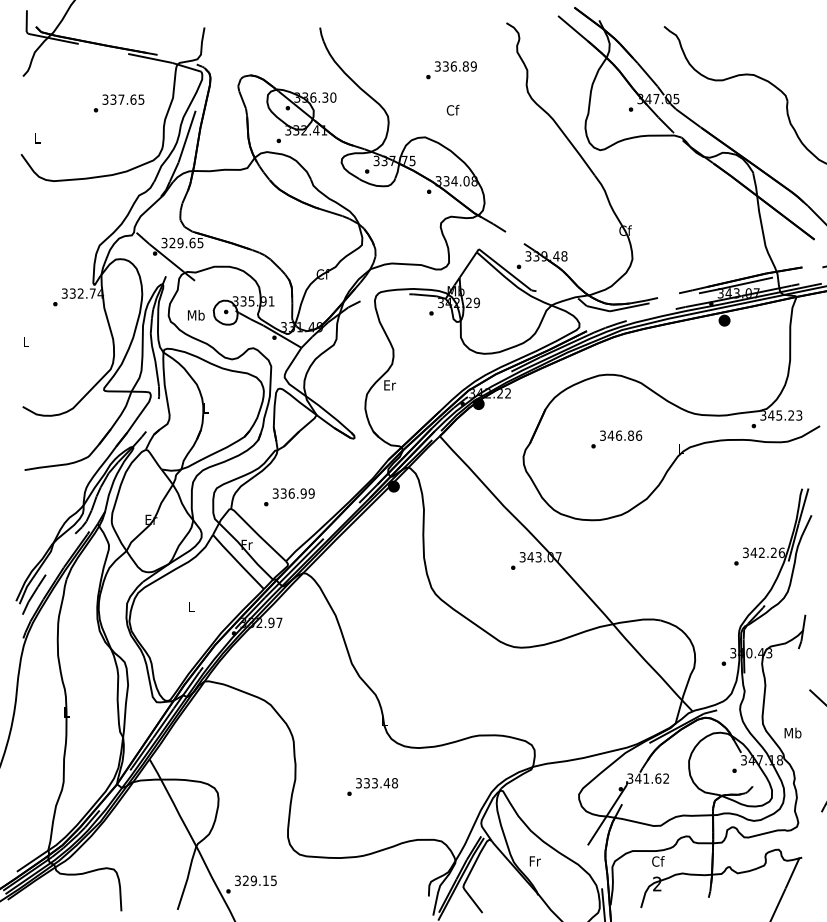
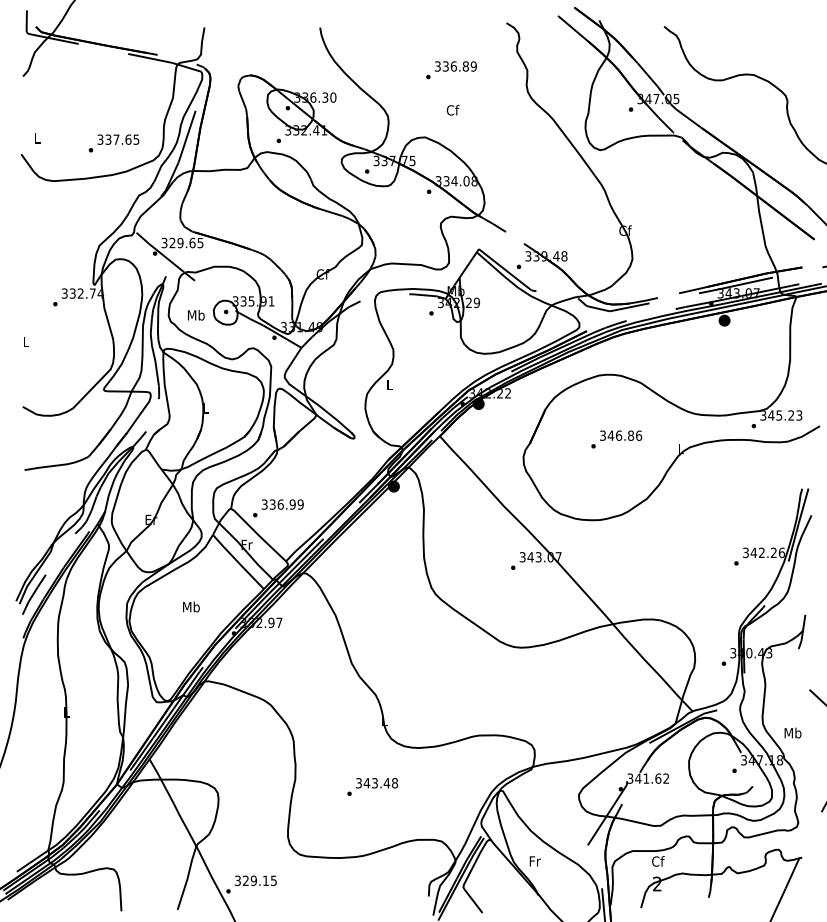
text position: (118, 103) -> (113, 143) (113, 143)
text: Er -> L (390, 385)
text position: (289, 497) -> (278, 508) (278, 508)
text: L -> Mb (191, 606)
text: 333.48 -> 343.48 (366, 783)
